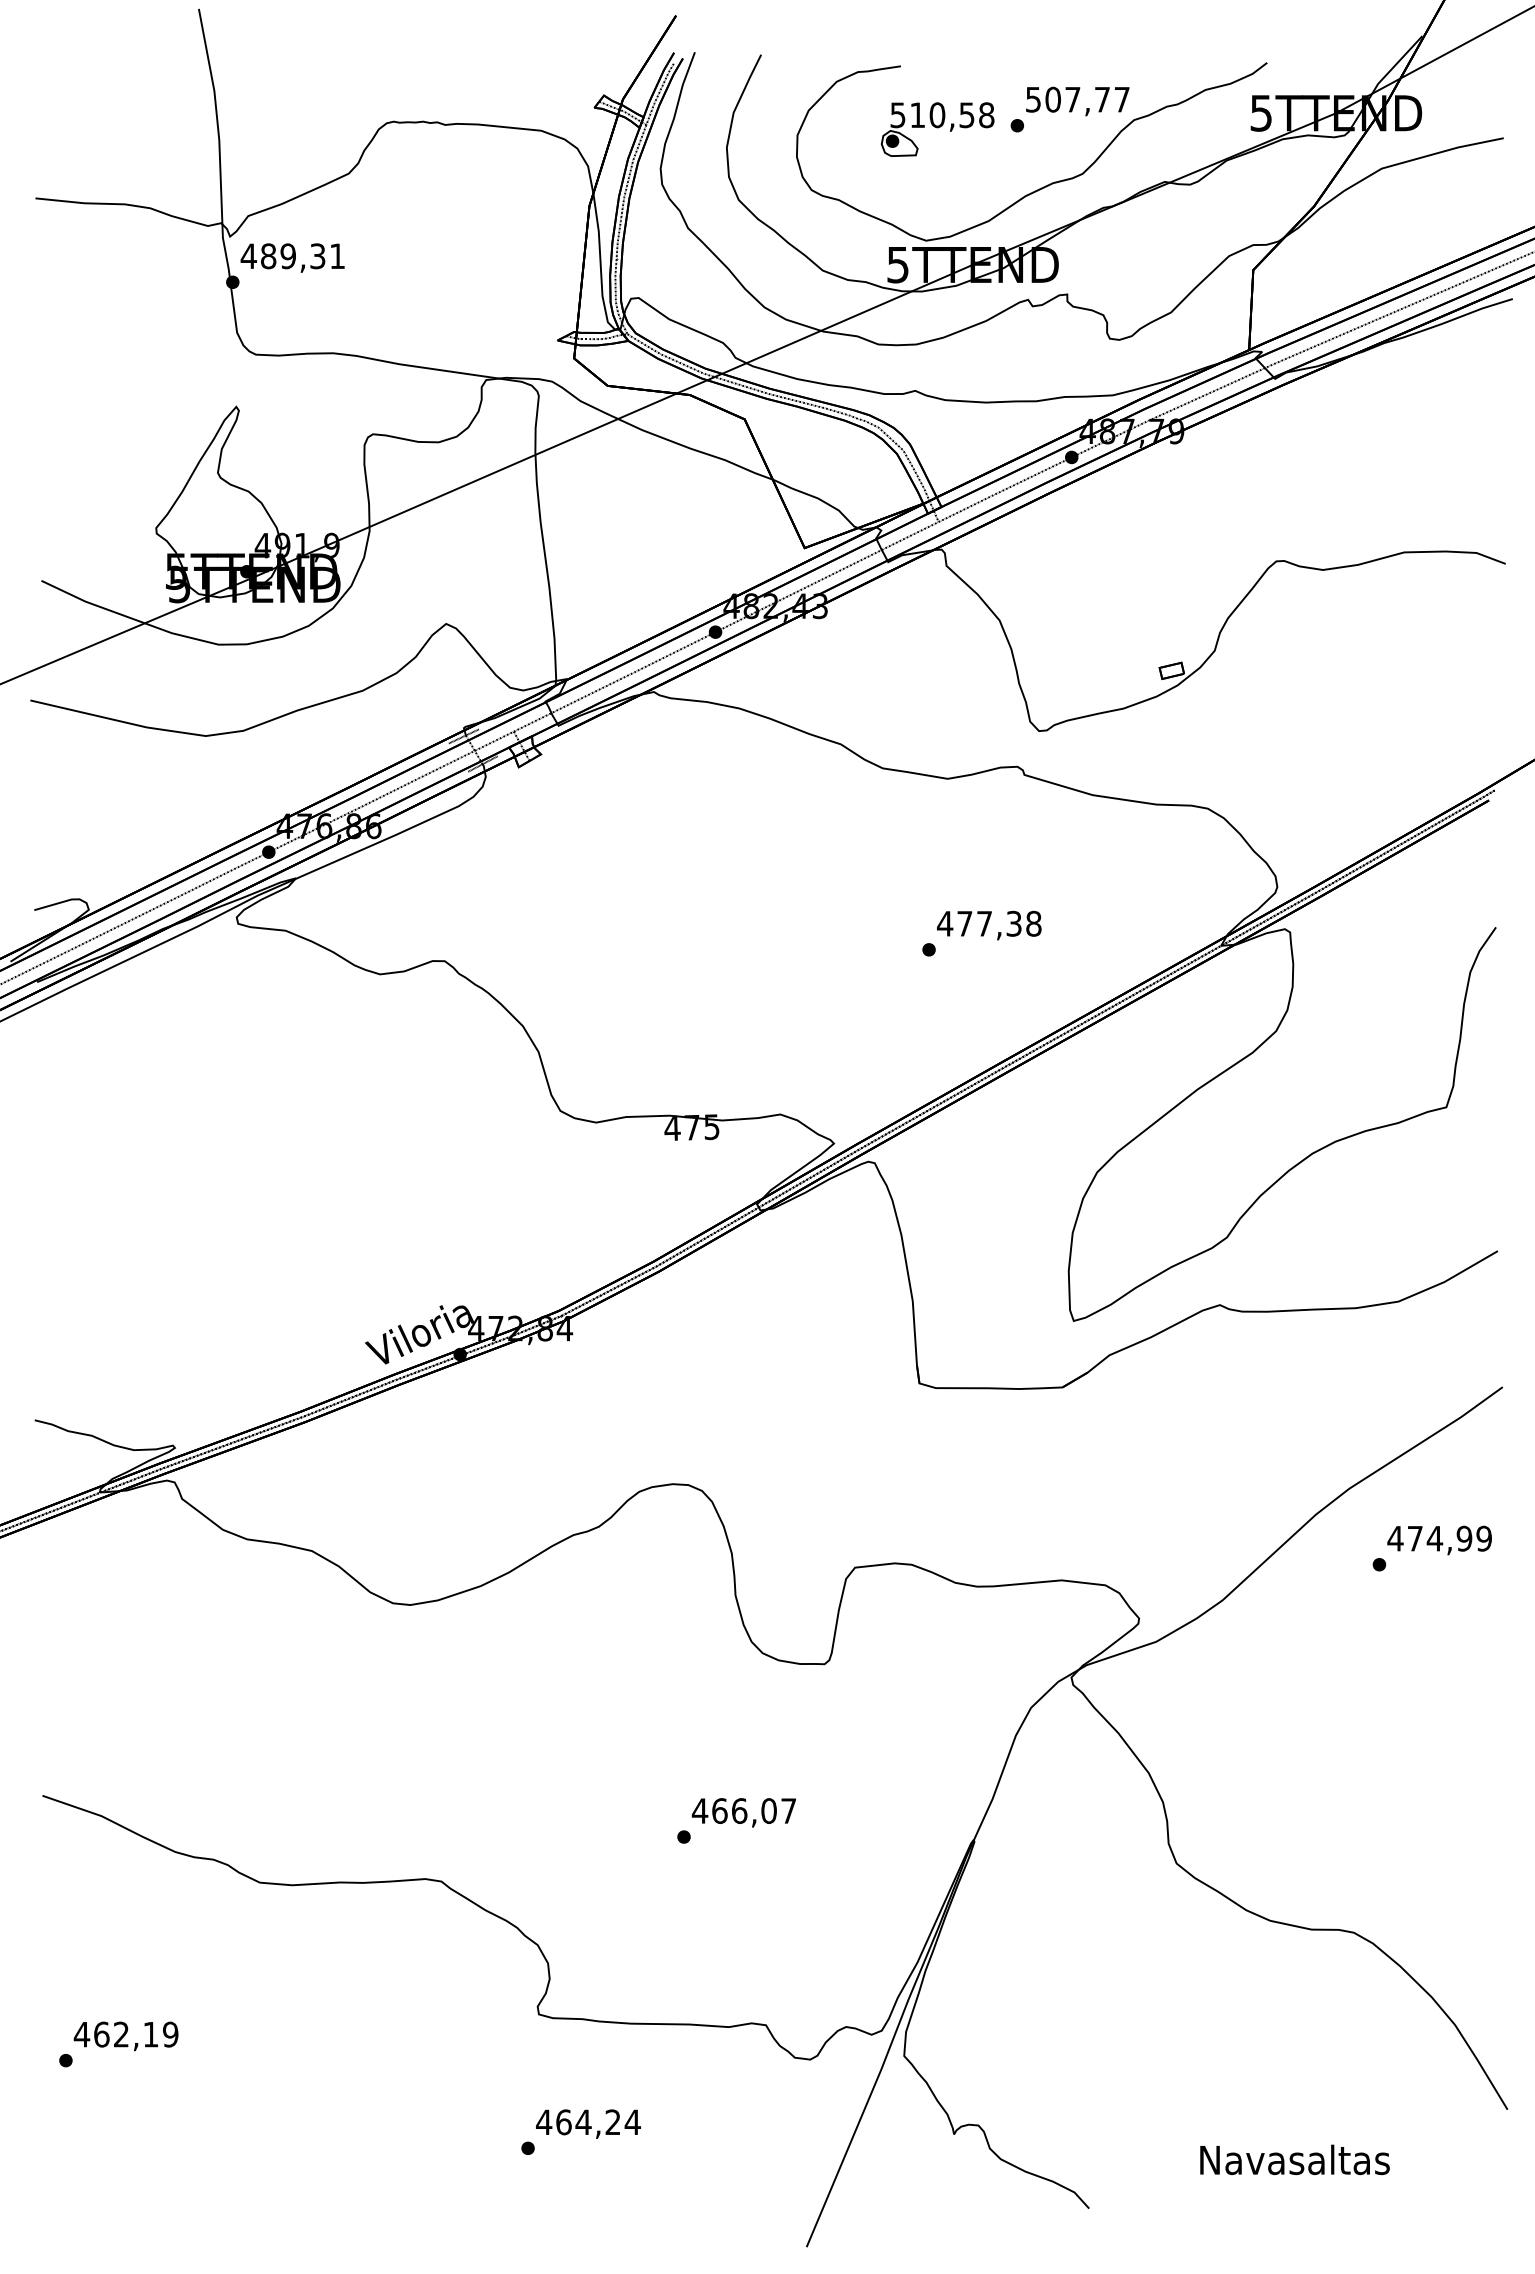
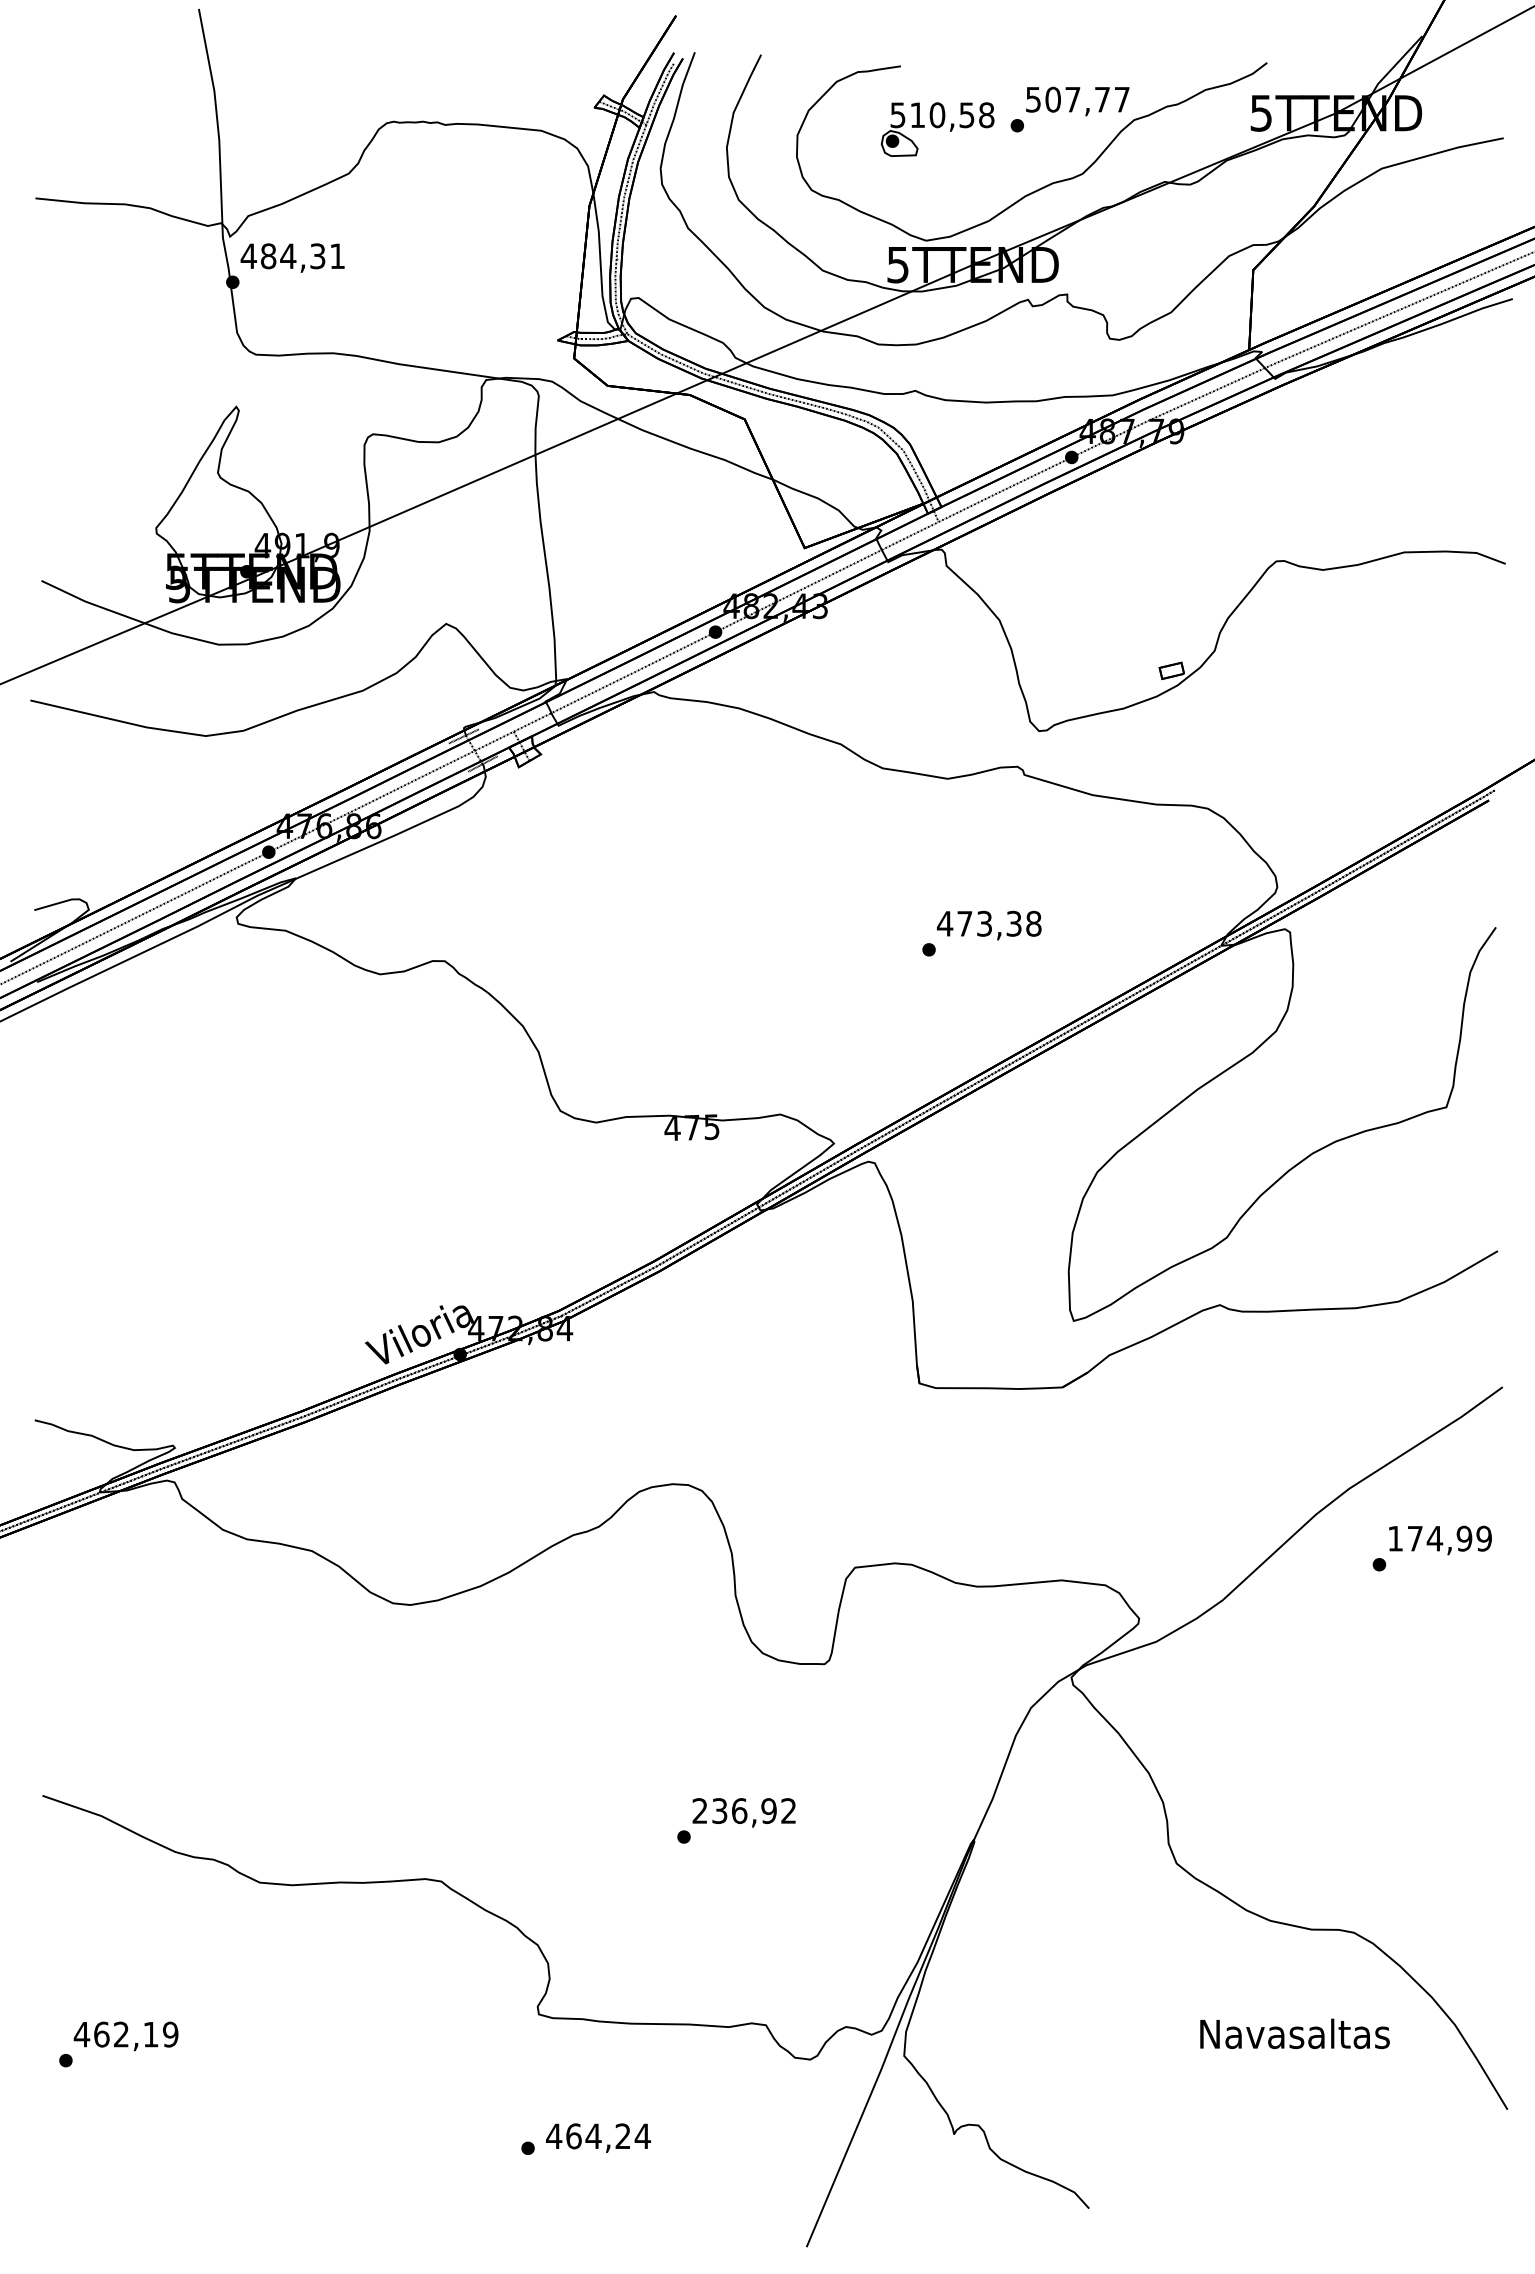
text: 489,31 -> 484,31 (288, 256)
text: 477,38 -> 473,38 (984, 923)
text: 474,99 -> 174,99 (1395, 1538)
text: 466,07 -> 236,92 (743, 1811)
text position: (588, 2123) -> (598, 2137) (598, 2137)
text position: (1294, 2159) -> (1294, 2033) (1294, 2033)
